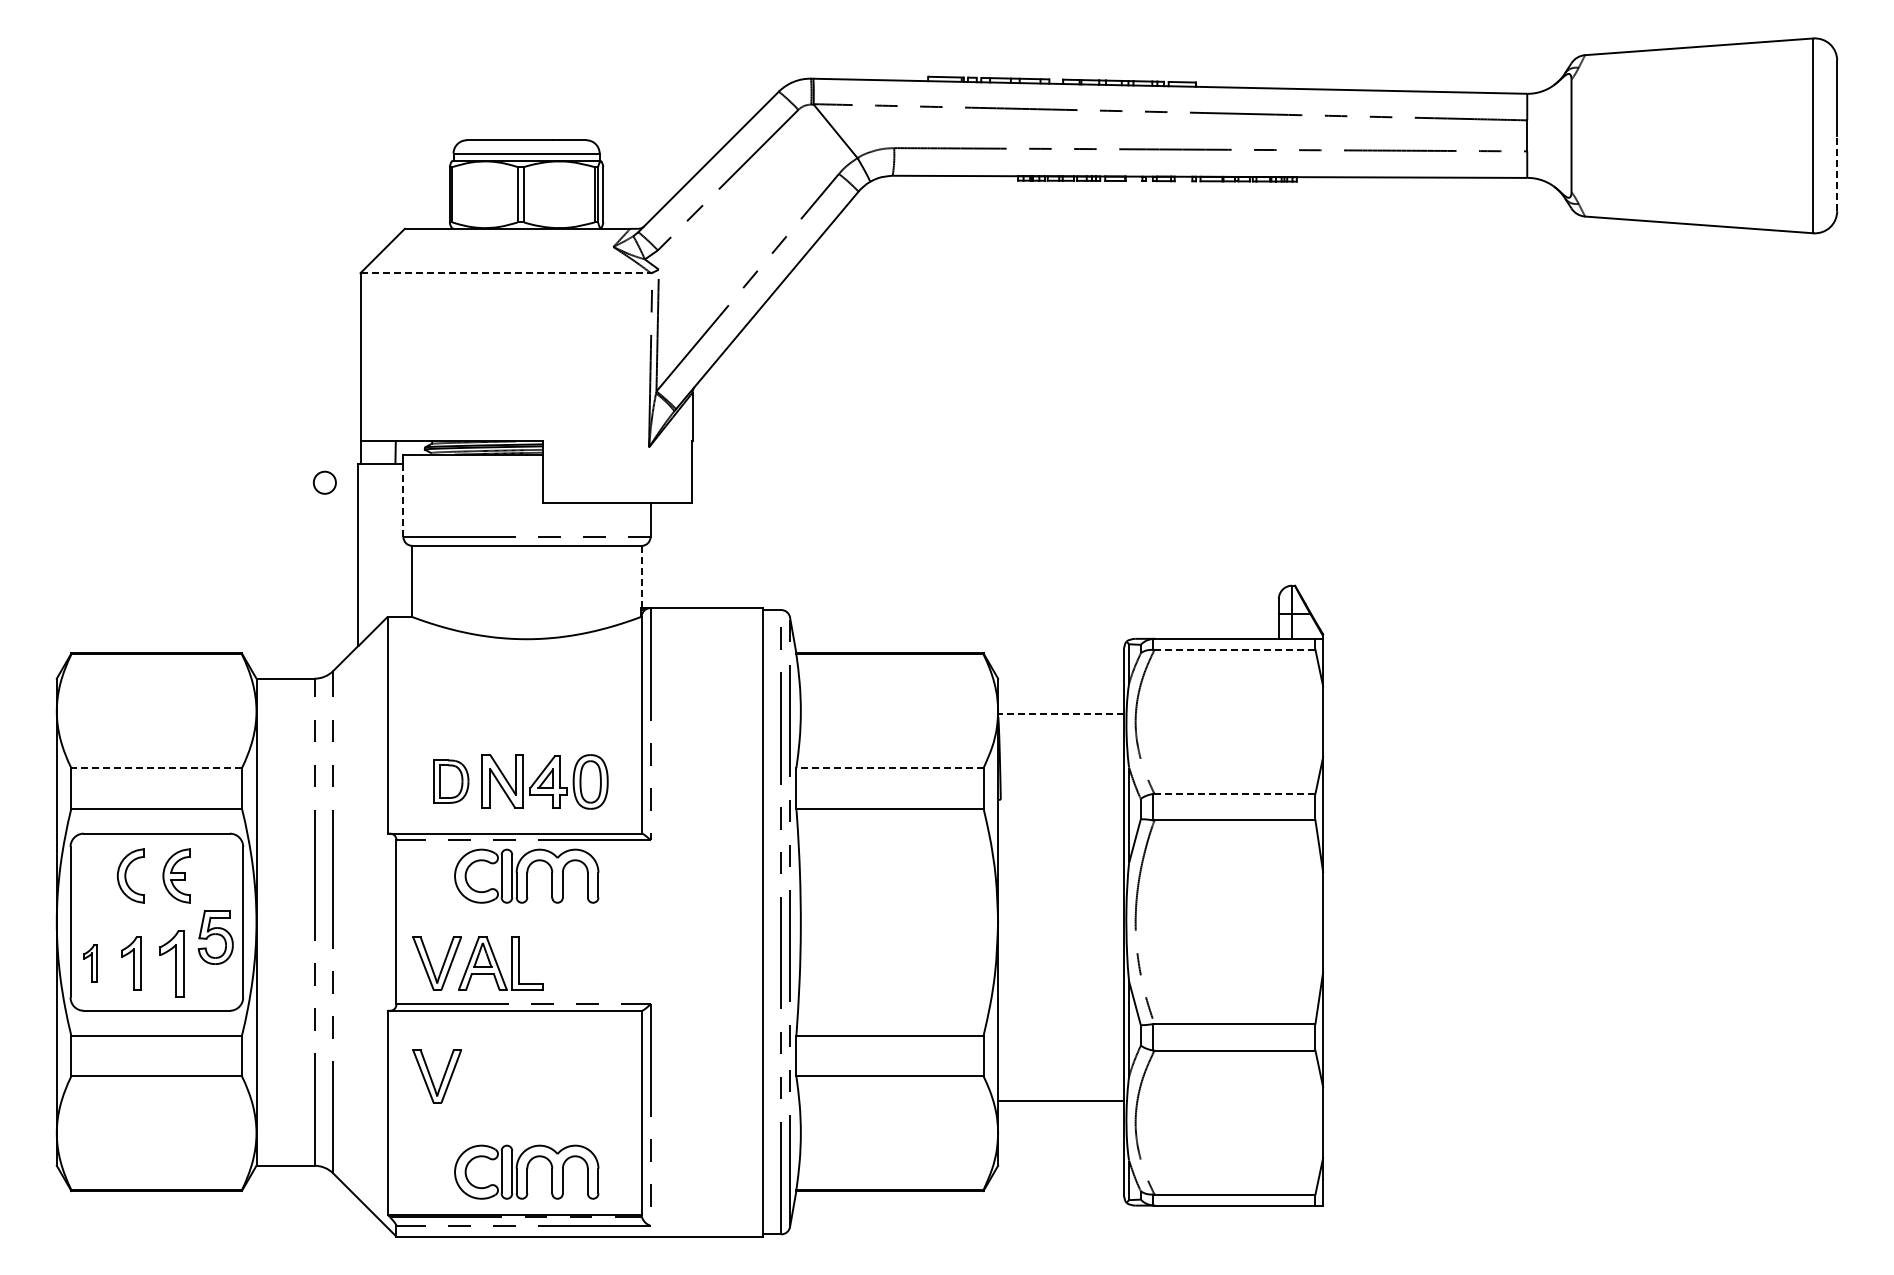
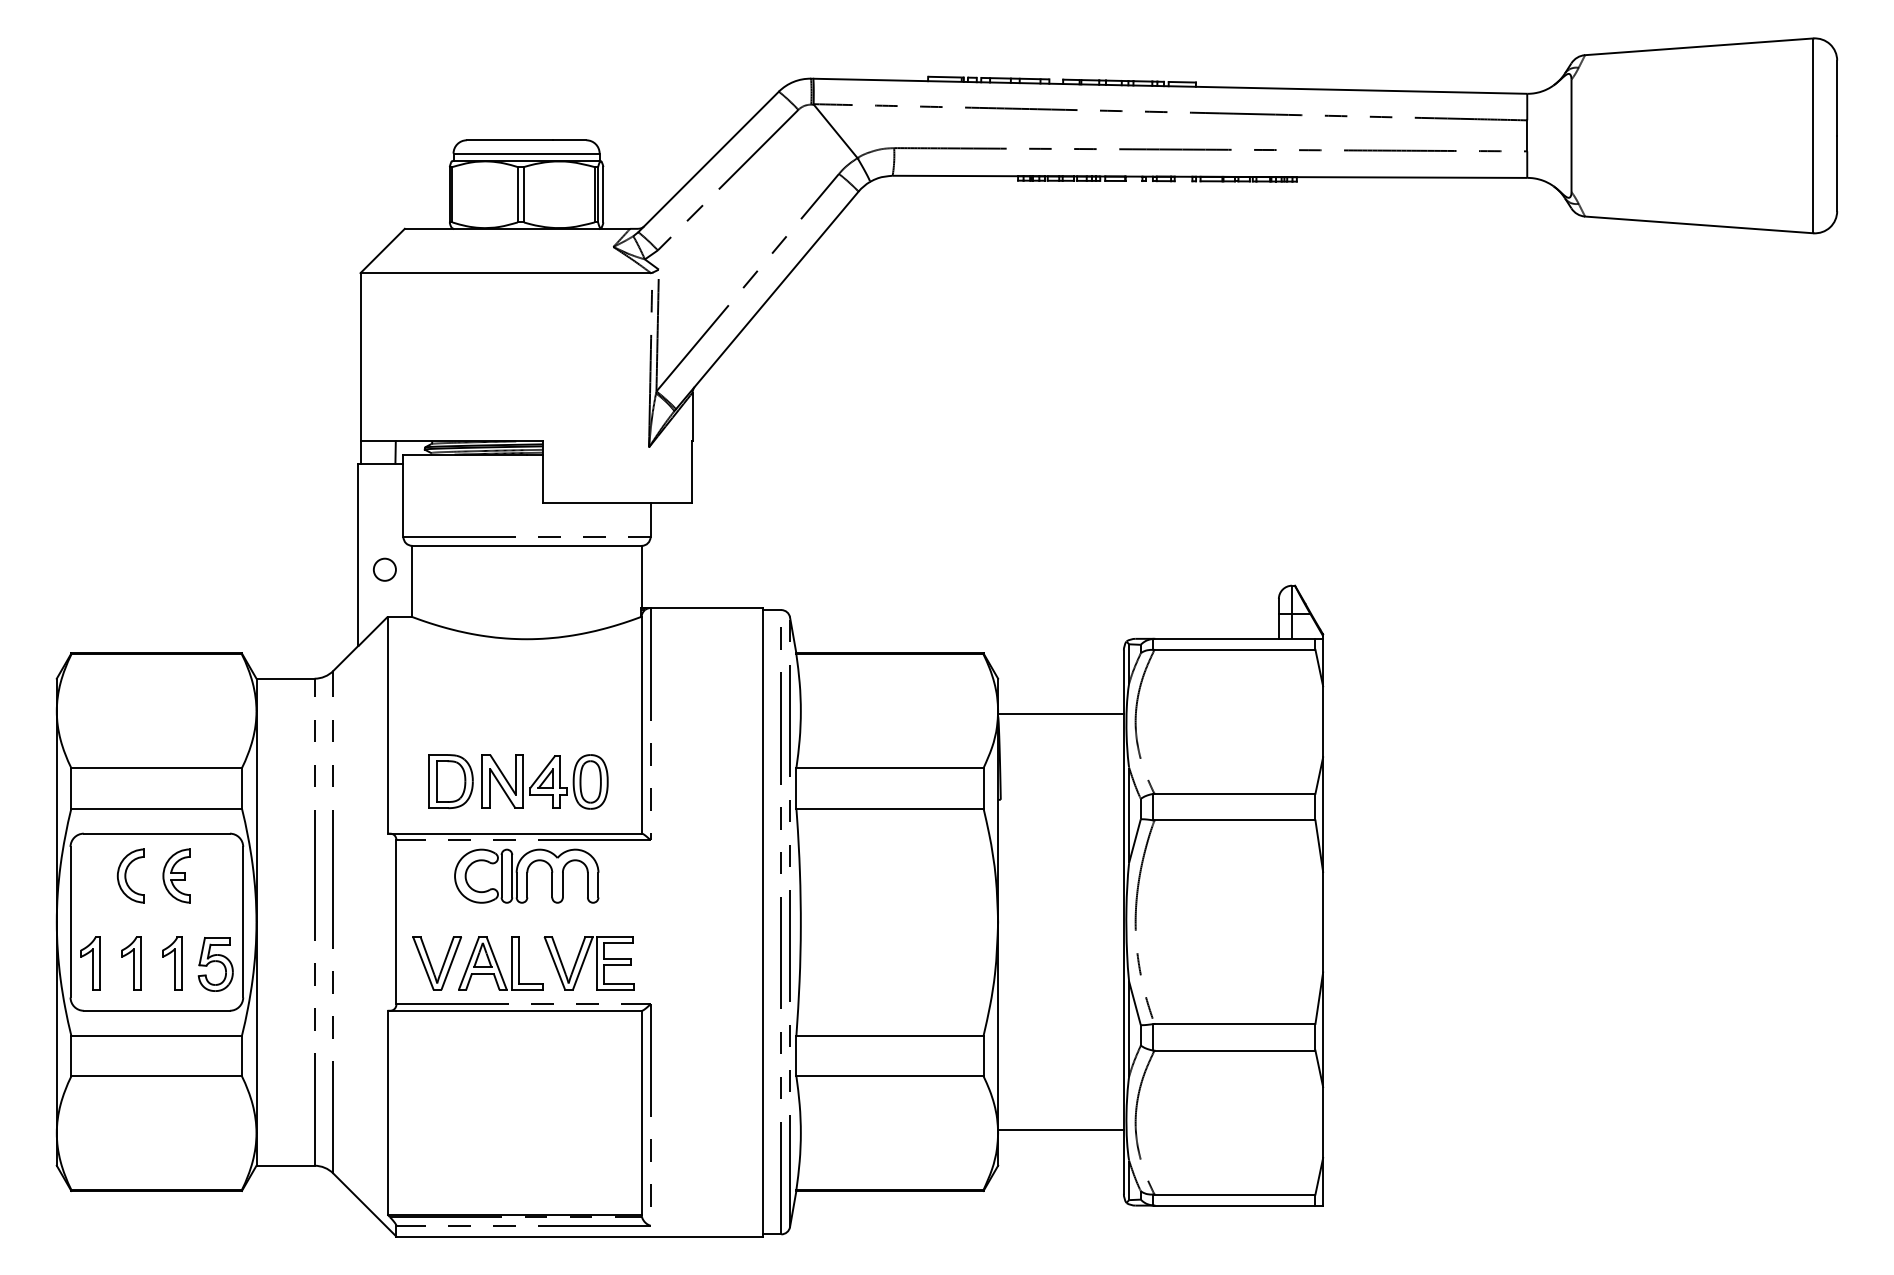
line: dashed -> solid (1837, 173)
line: dashed -> solid (506, 273)
circle position: (324, 482) -> (384, 569) (384, 569)
line: dashed -> solid (403, 500)
line: dashed -> solid (641, 576)
line: dashed -> solid (1234, 649)
line: dashed -> solid (1061, 714)
line: dashed -> solid (156, 768)
line: dashed -> solid (889, 768)
part size: 37x45 px -> 46x56 px (450, 781)
line: dashed -> solid (1235, 793)
part position: (215, 937) -> (215, 964) (215, 964)
part size: 15x39 px -> 21x55 px (90, 963)
part size: 26x68 px -> 21x55 px (172, 963)
part: none -> present (588, 963)
part: present -> none (436, 1076)
line position: (1060, 1101) -> (1060, 1130) (1060, 1130)
part: present -> none (526, 1171)
